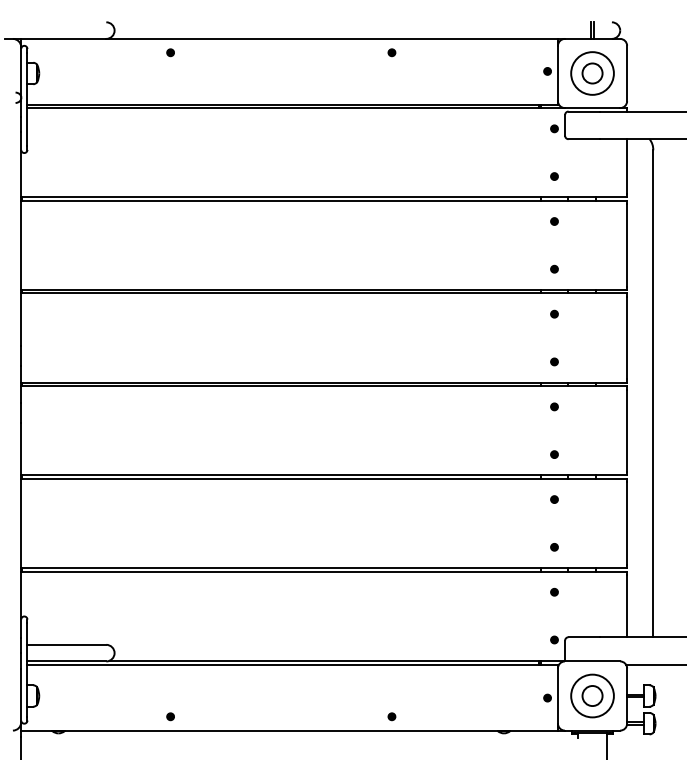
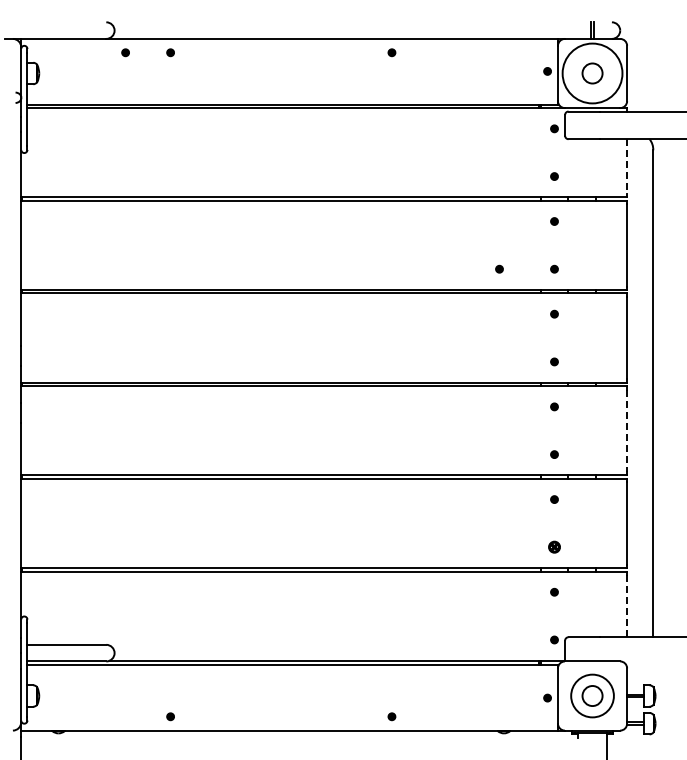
part: none -> present (125, 52)
circle diameter: 43 px -> 60 px (592, 73)
line: solid -> dashed (627, 167)
part: none -> present (499, 268)
line: solid -> dashed (627, 431)
part size: 9x9 px -> 13x14 px (554, 546)
line: solid -> dashed (627, 606)
line: present -> none (654, 664)
